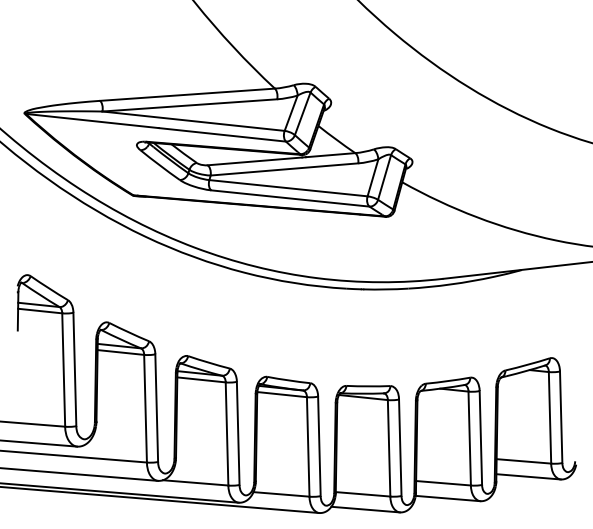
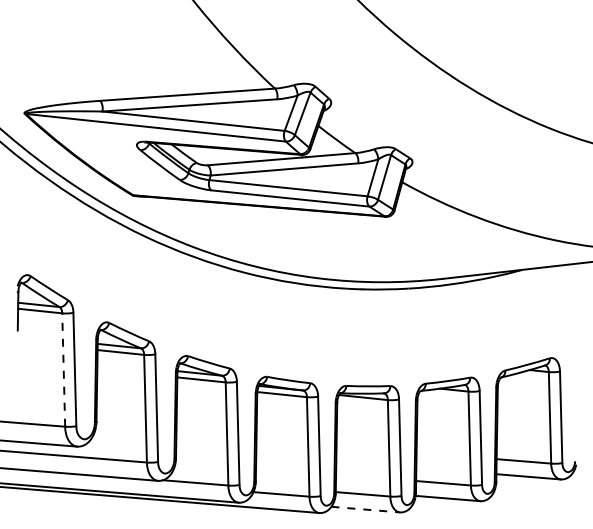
line: solid -> dashed (63, 370)
line: solid -> dashed (366, 509)
